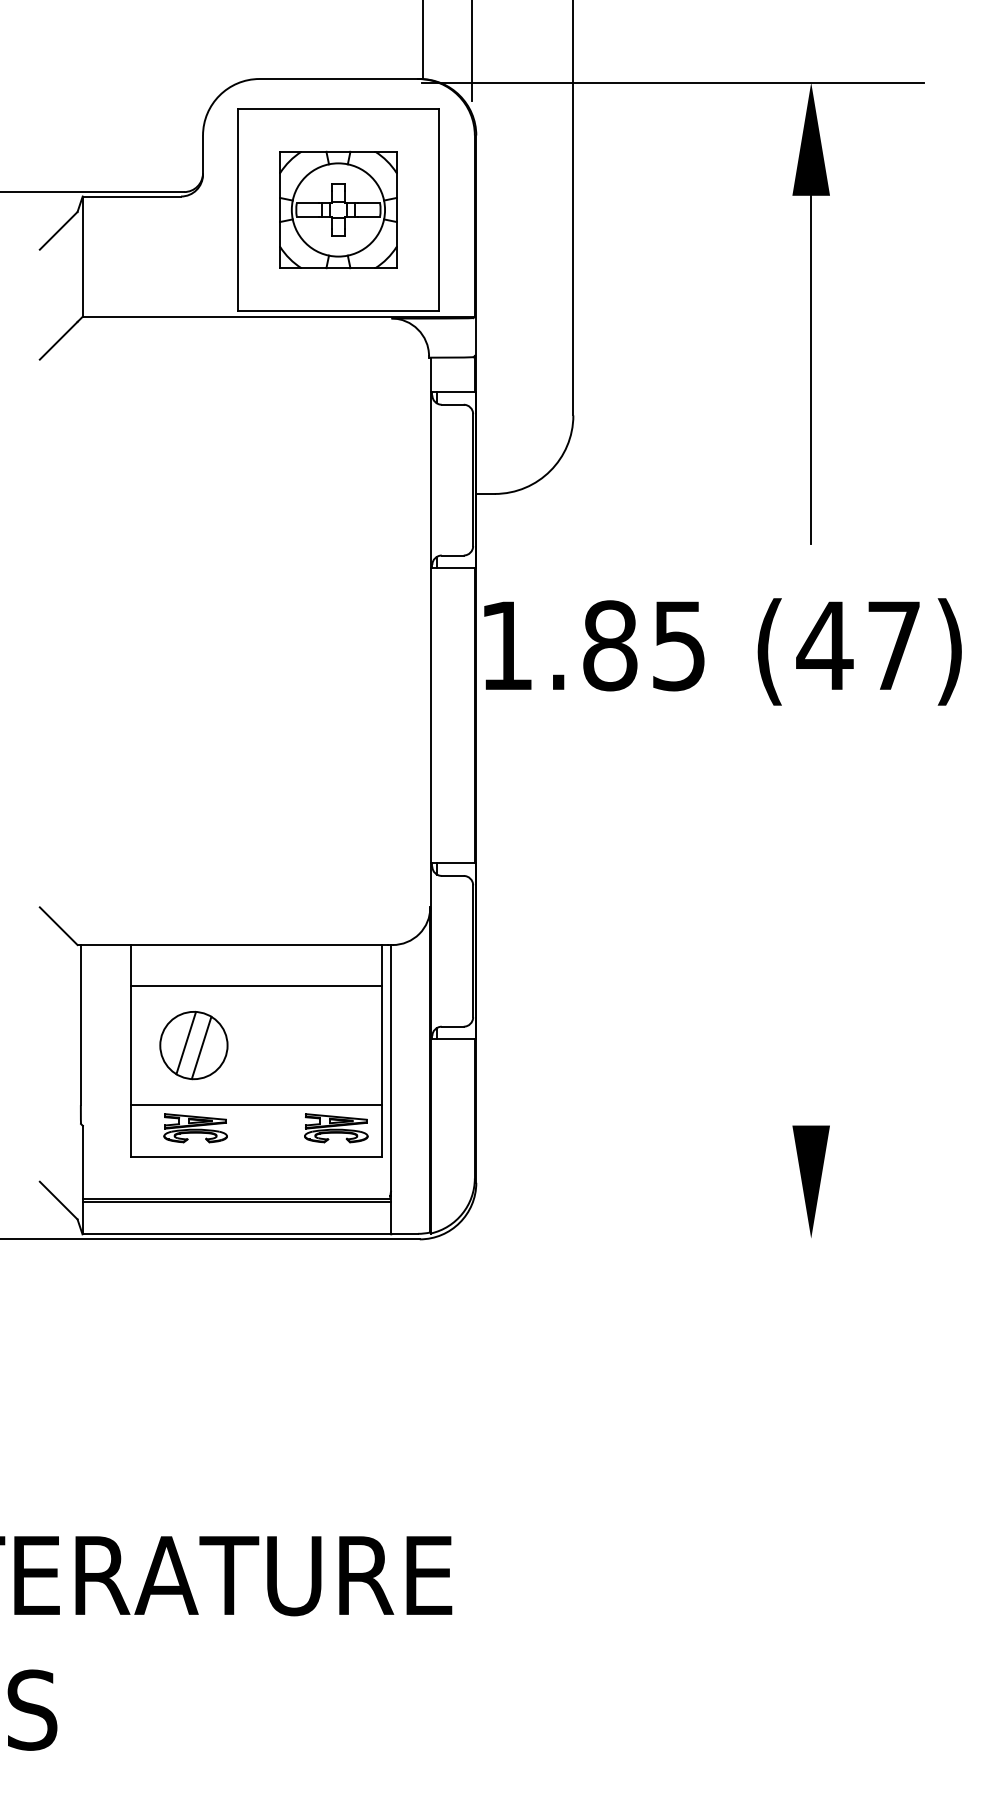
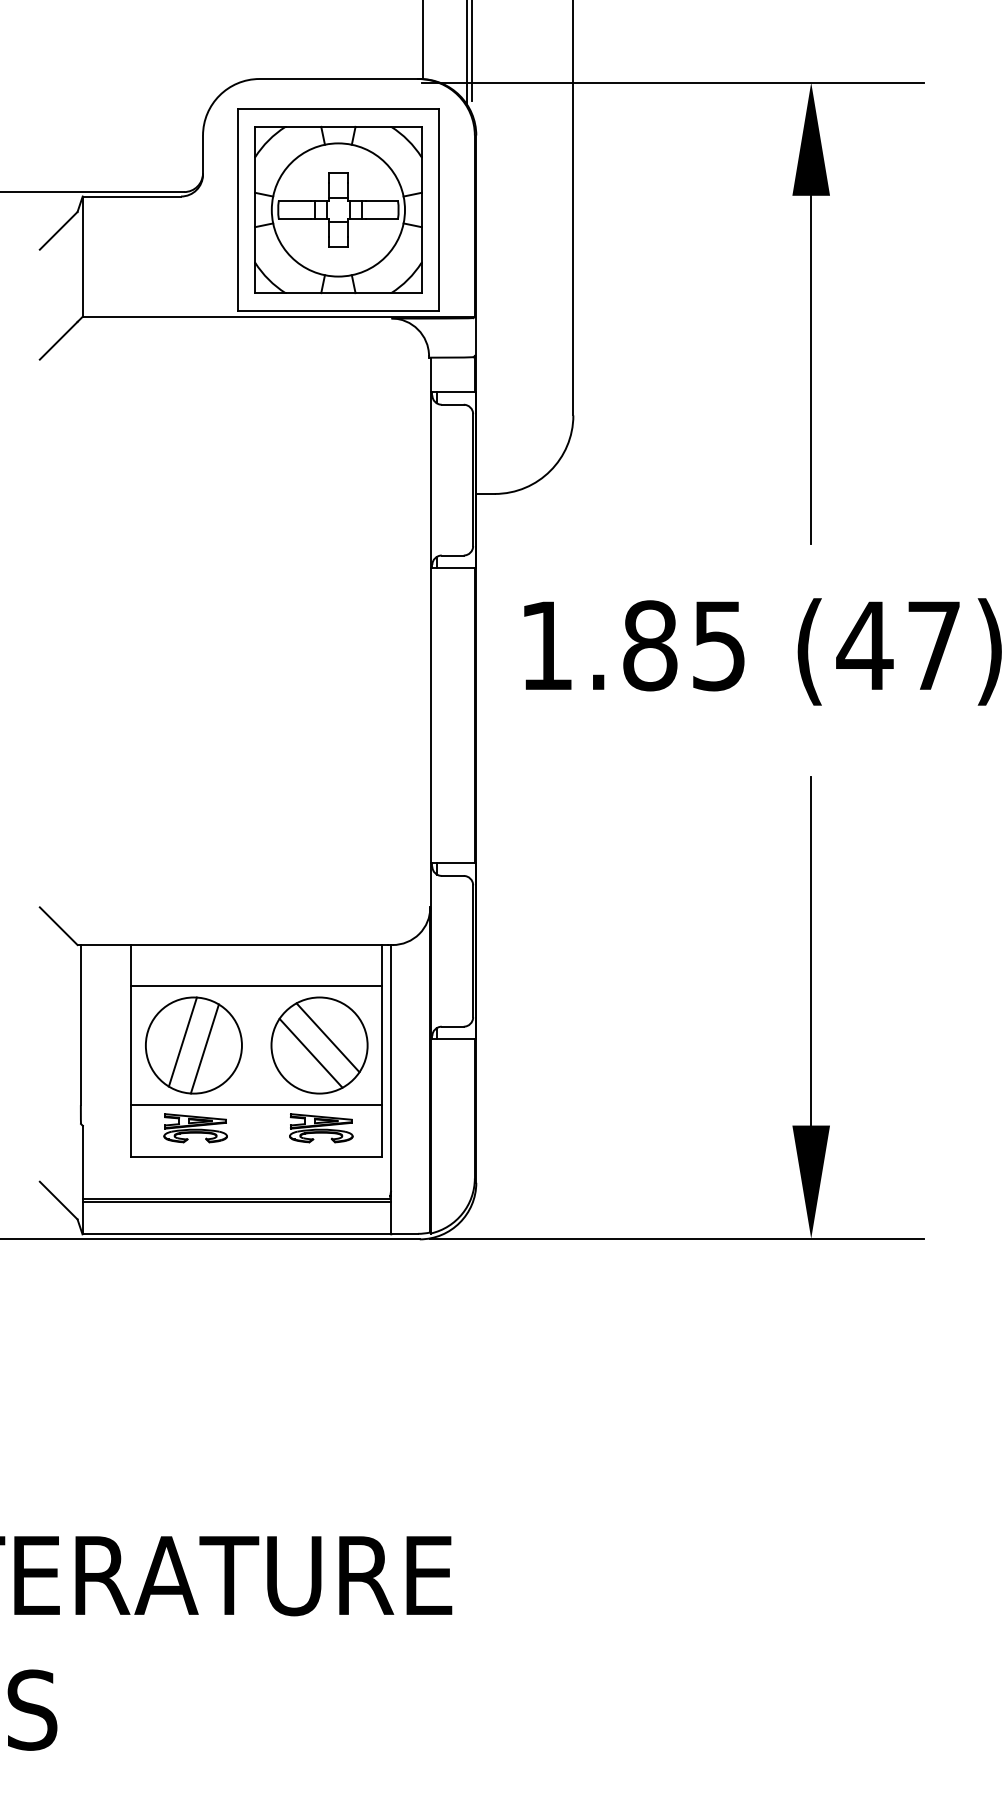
line: none -> present (466, 52)
part size: 119x120 px -> 169x170 px (338, 209)
text position: (722, 651) -> (762, 651) (762, 651)
line: none -> present (811, 951)
part size: 70x71 px -> 98x99 px (193, 1045)
part: none -> present (319, 1045)
part position: (336, 1128) -> (321, 1128) (321, 1128)
line: none -> present (676, 1238)
